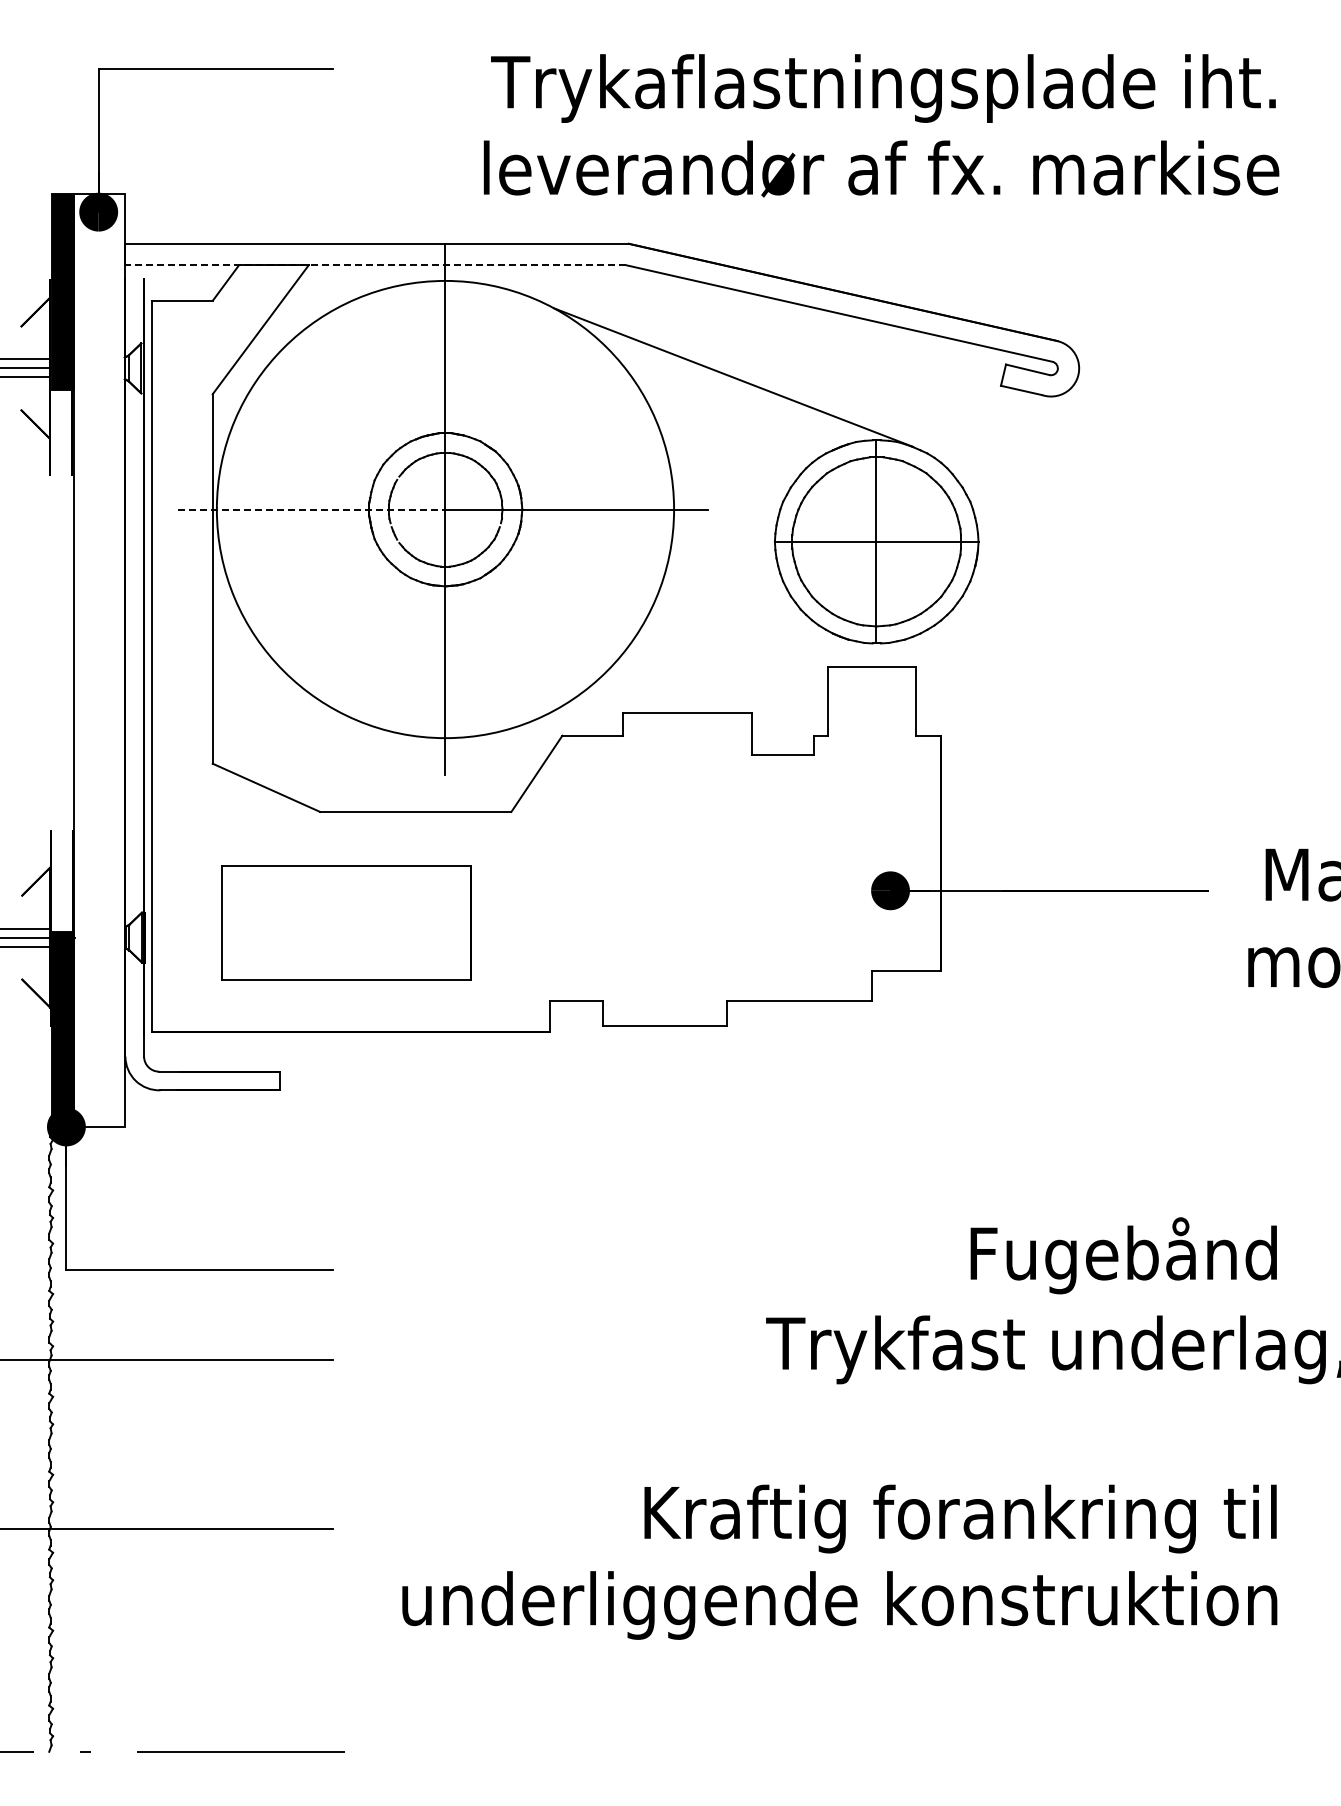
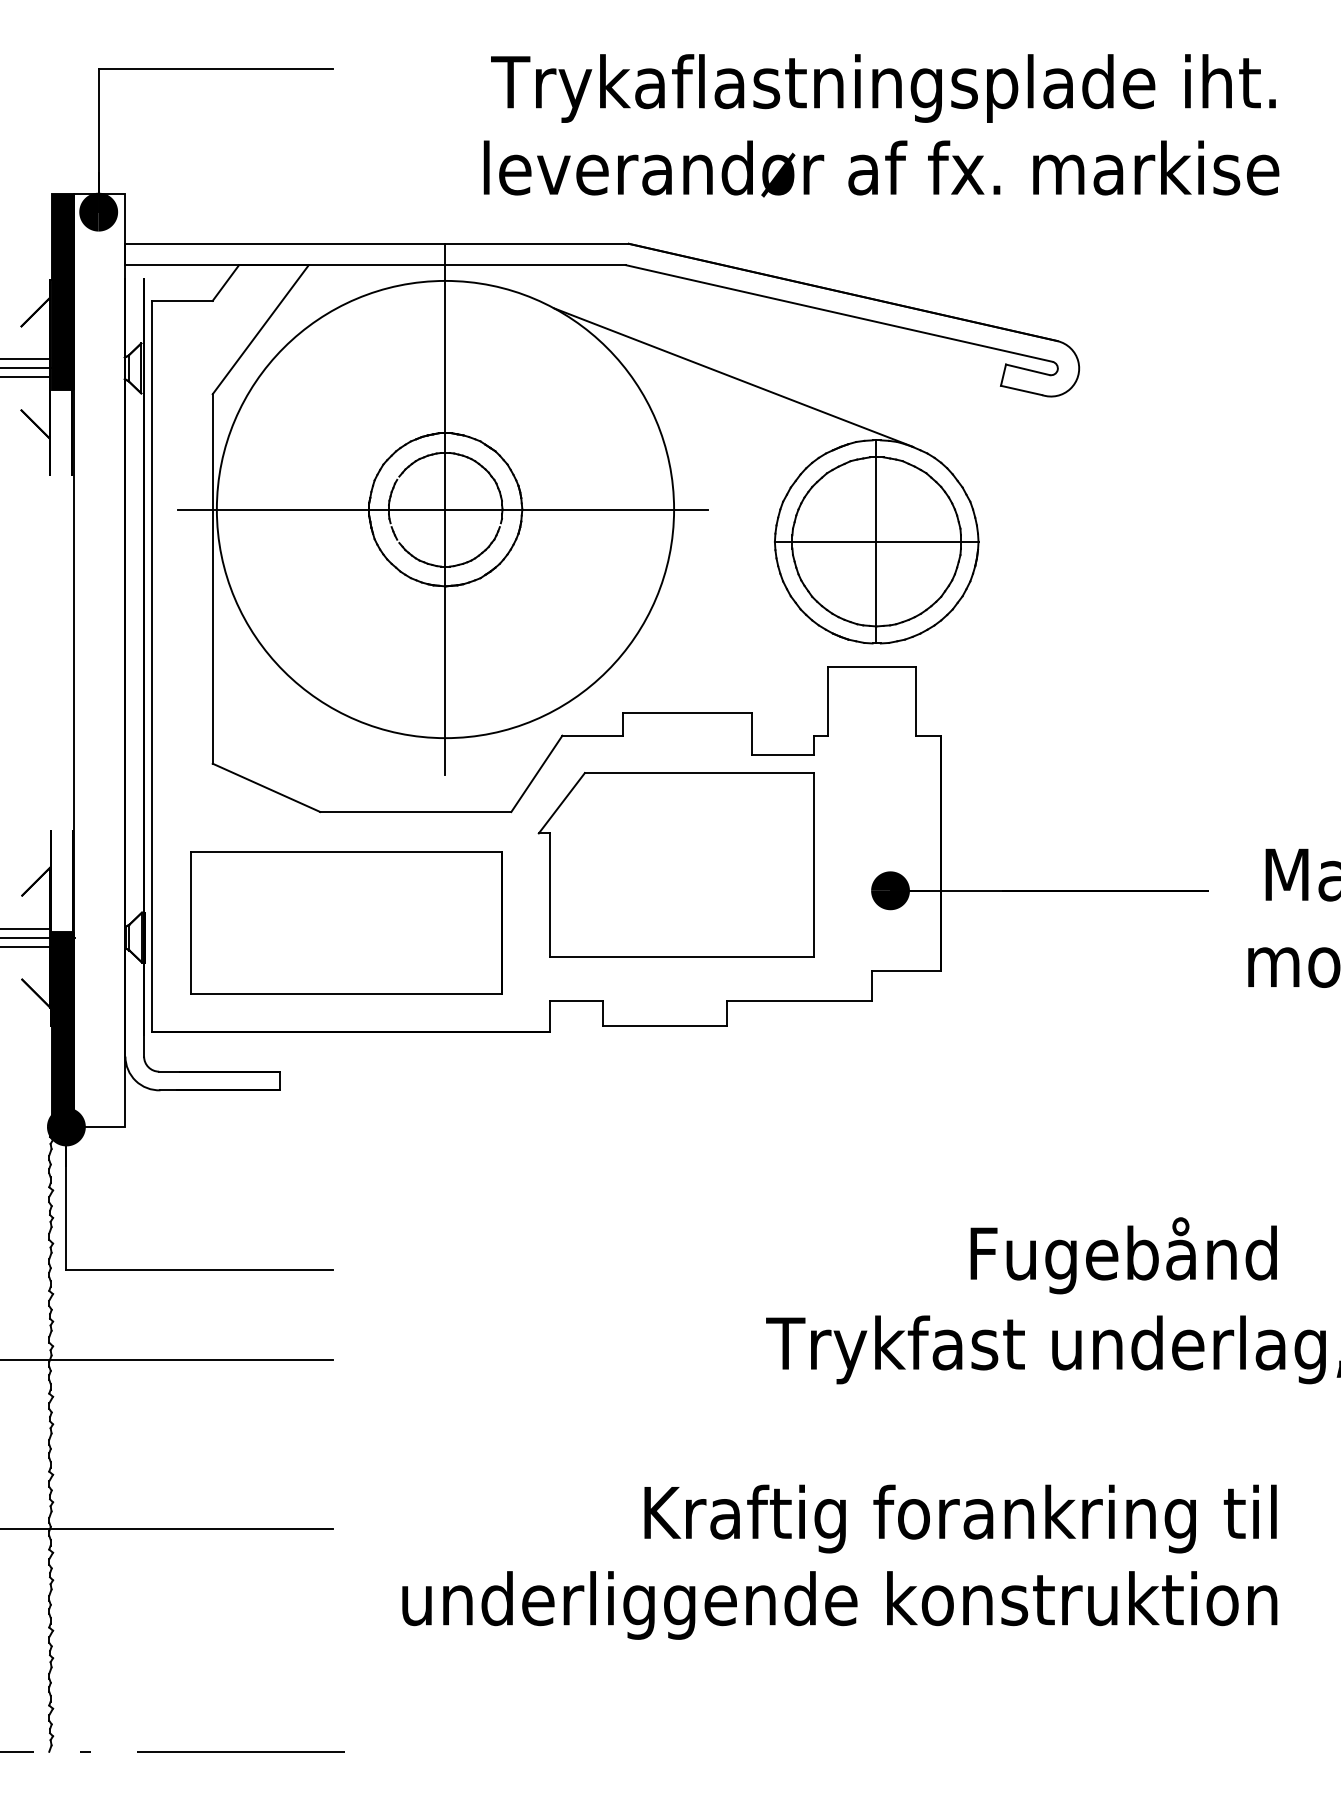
line: dashed -> solid (375, 265)
line: dashed -> solid (311, 509)
part: none -> present (675, 864)
part size: 251x116 px -> 313x144 px (346, 922)
